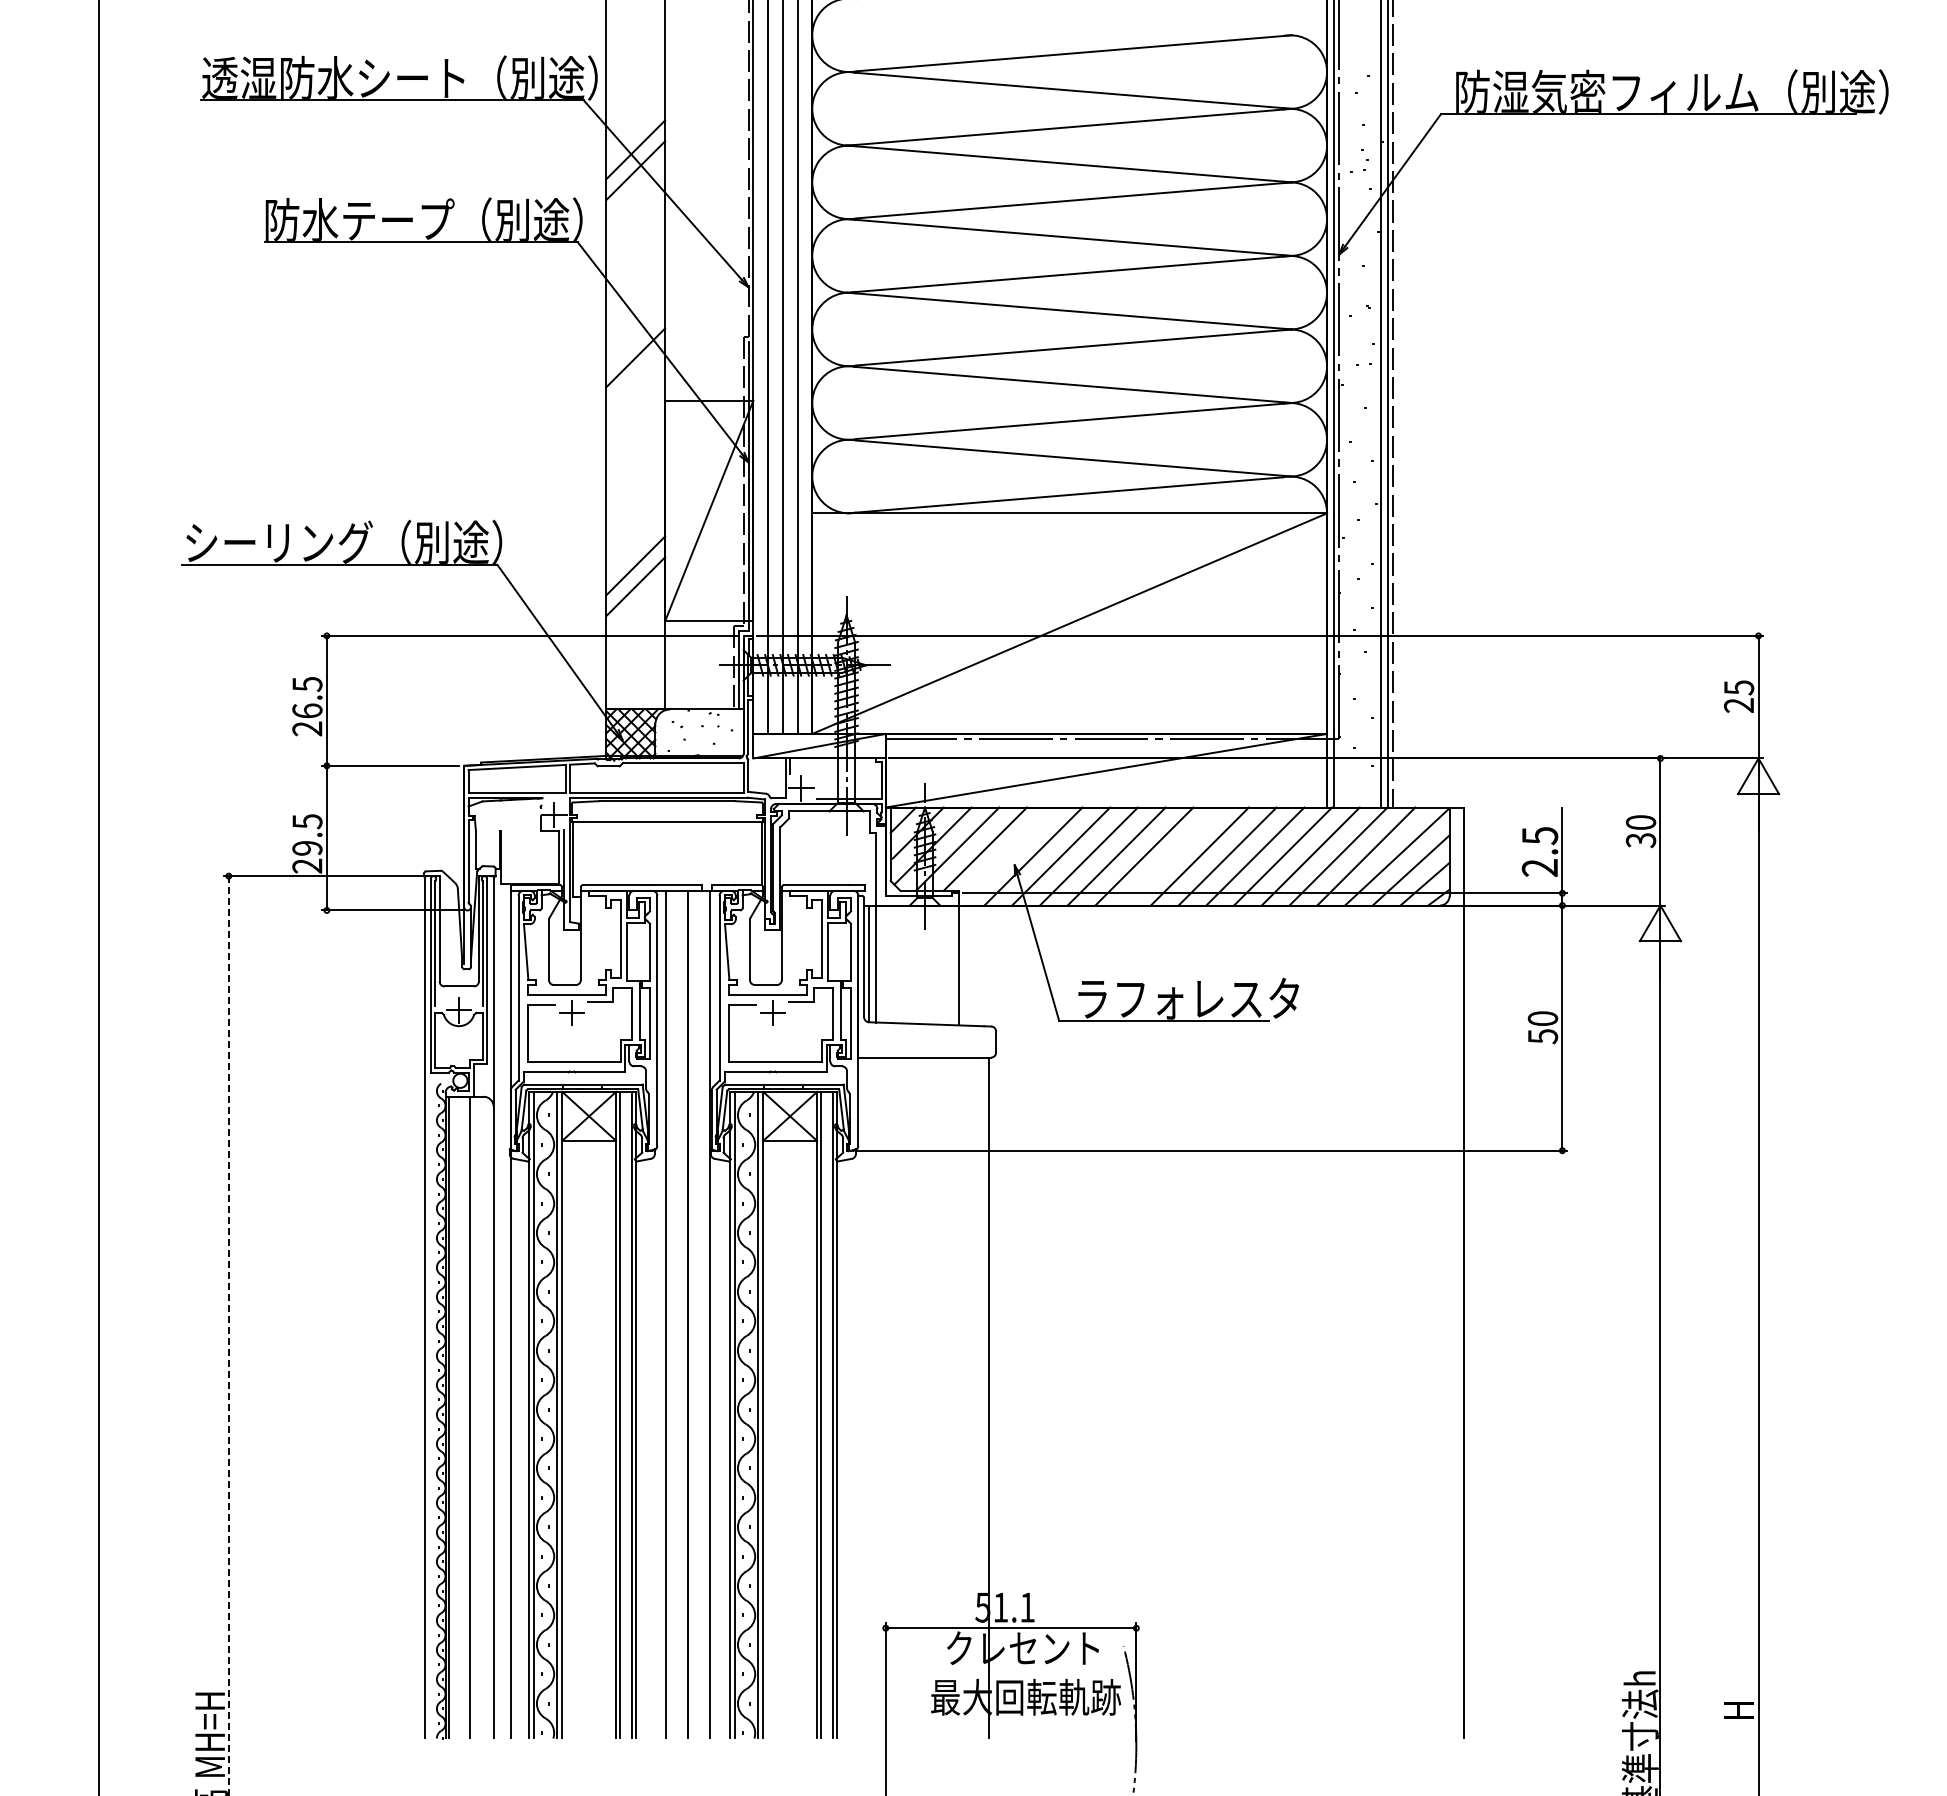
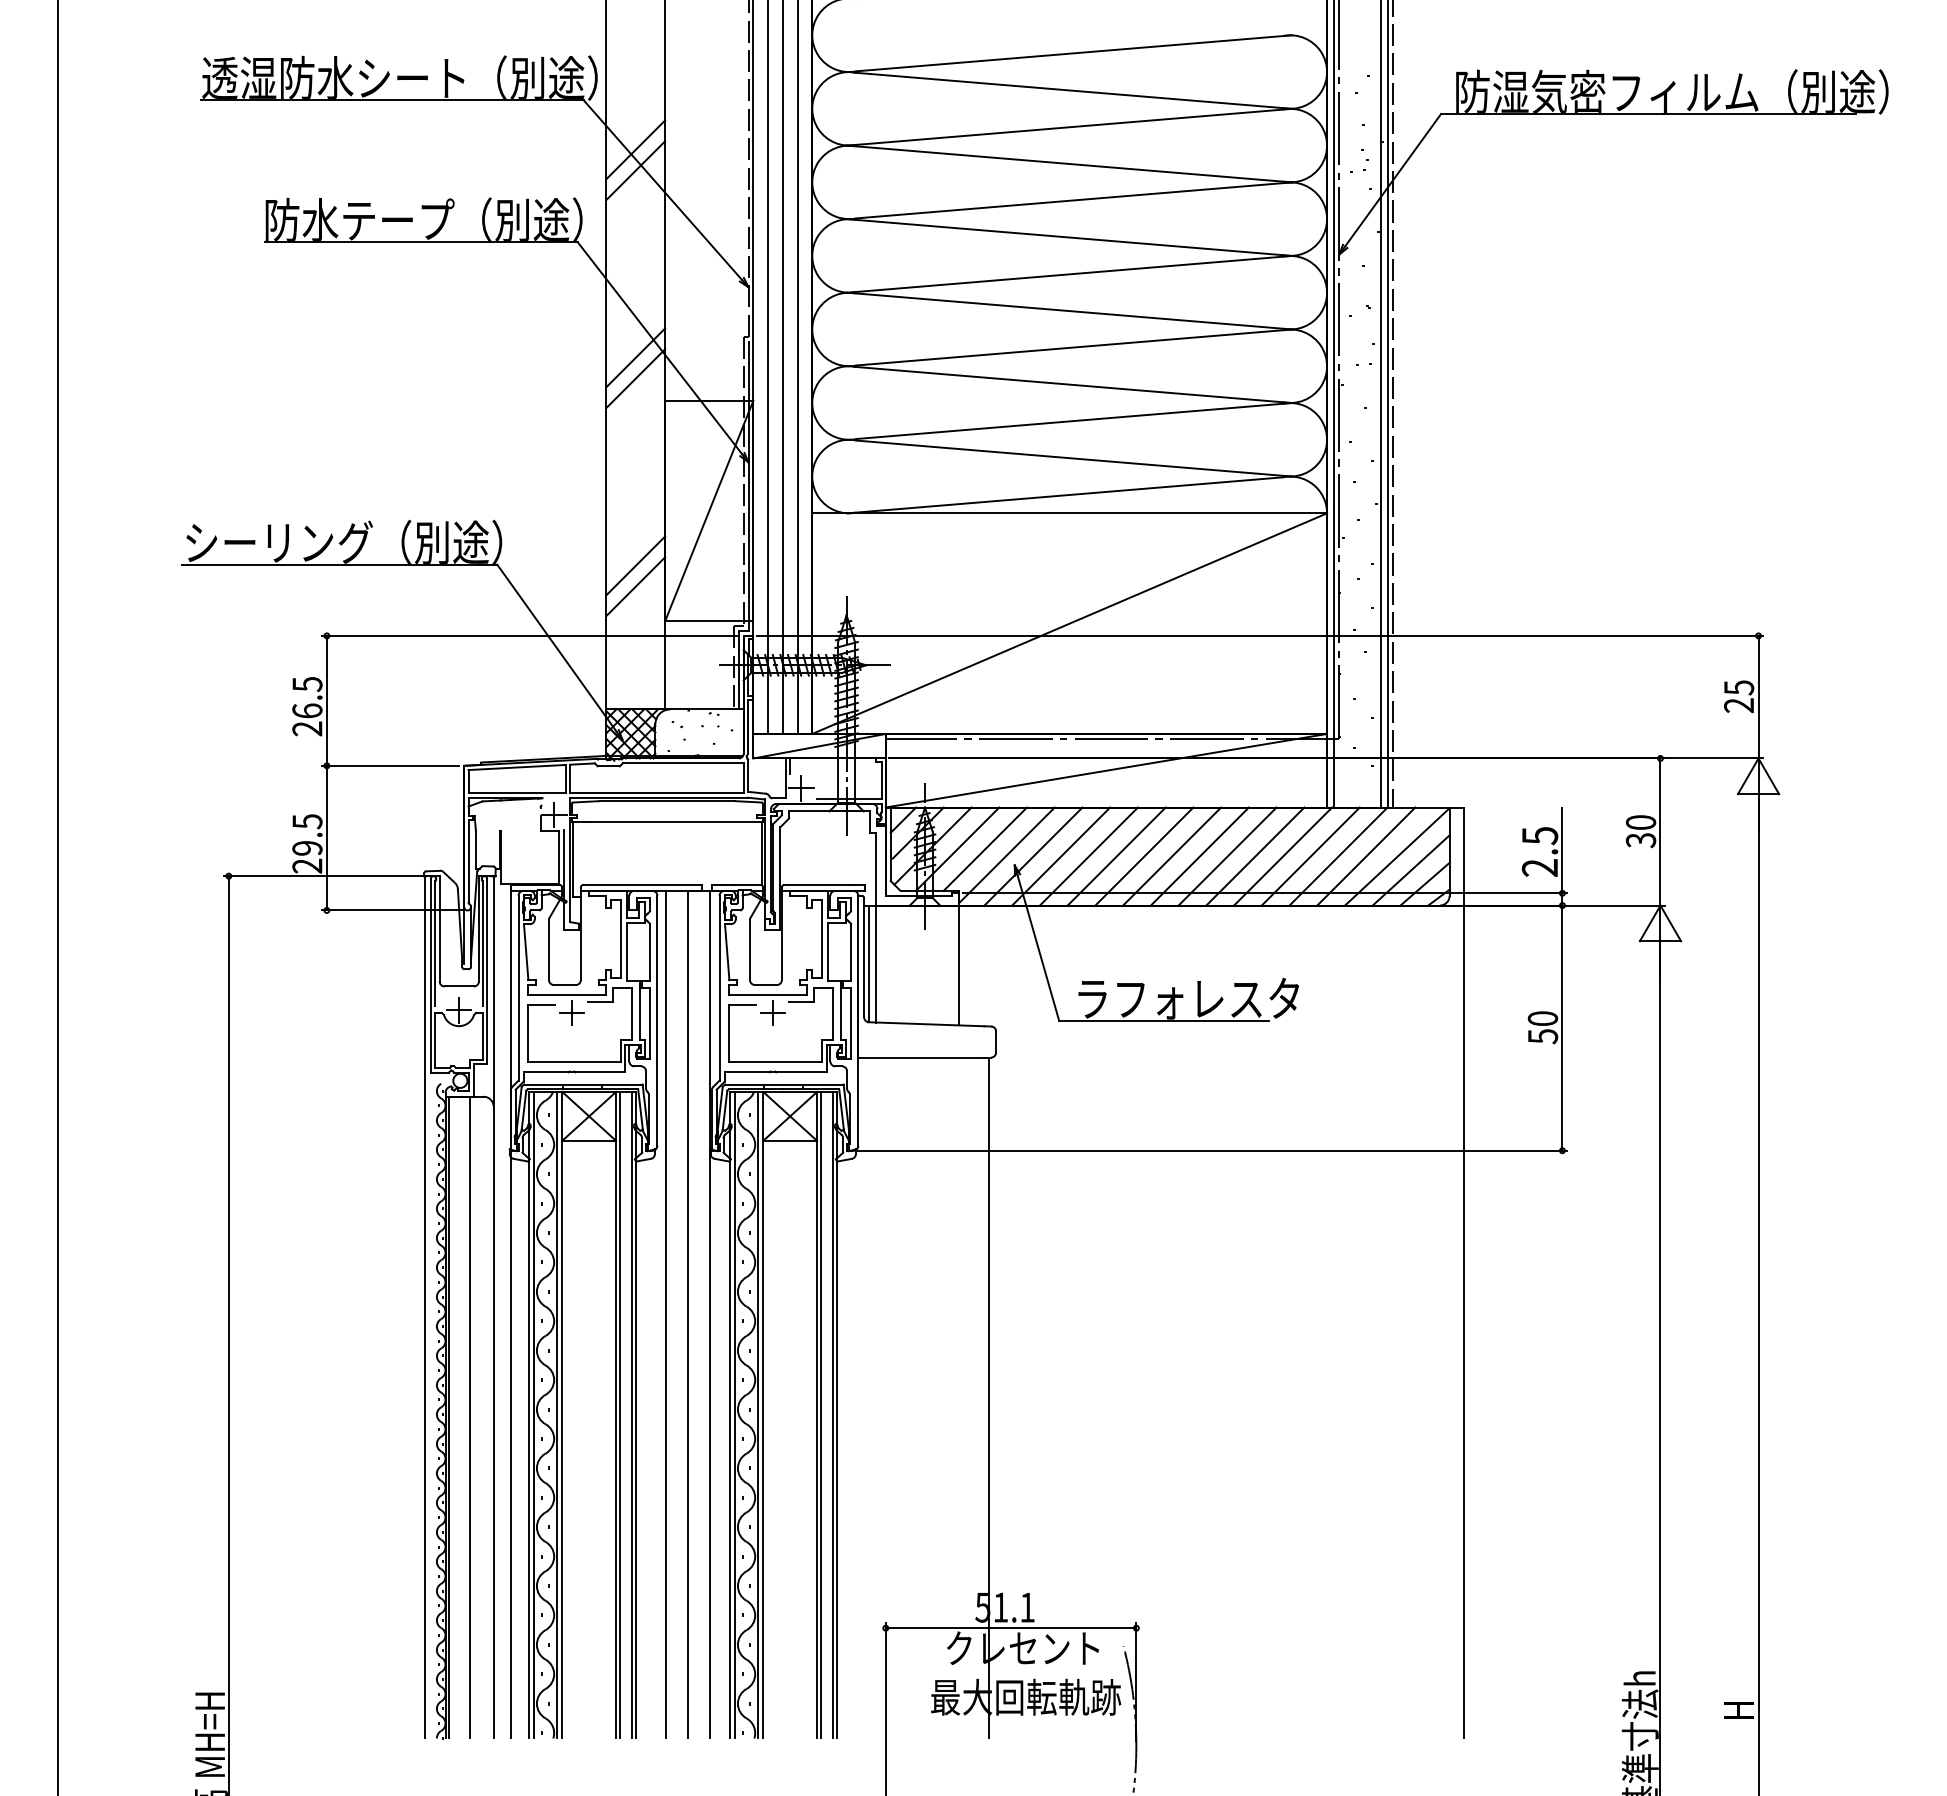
line: none -> present (635, 378)
line: none -> present (1006, 854)
line: none -> present (1172, 856)
line position: (99, 897) -> (58, 897) (58, 897)
line: dashed -> solid (228, 1335)
